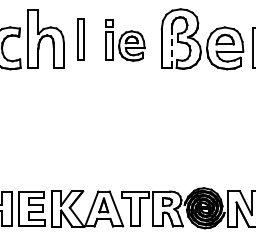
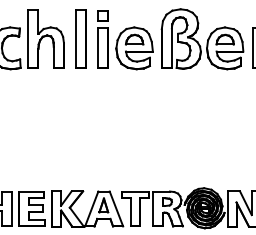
part size: 8x43 px -> 12x60 px (80, 38)
part size: 41x43 px -> 57x61 px (125, 40)
line: dashed -> solid (171, 48)
